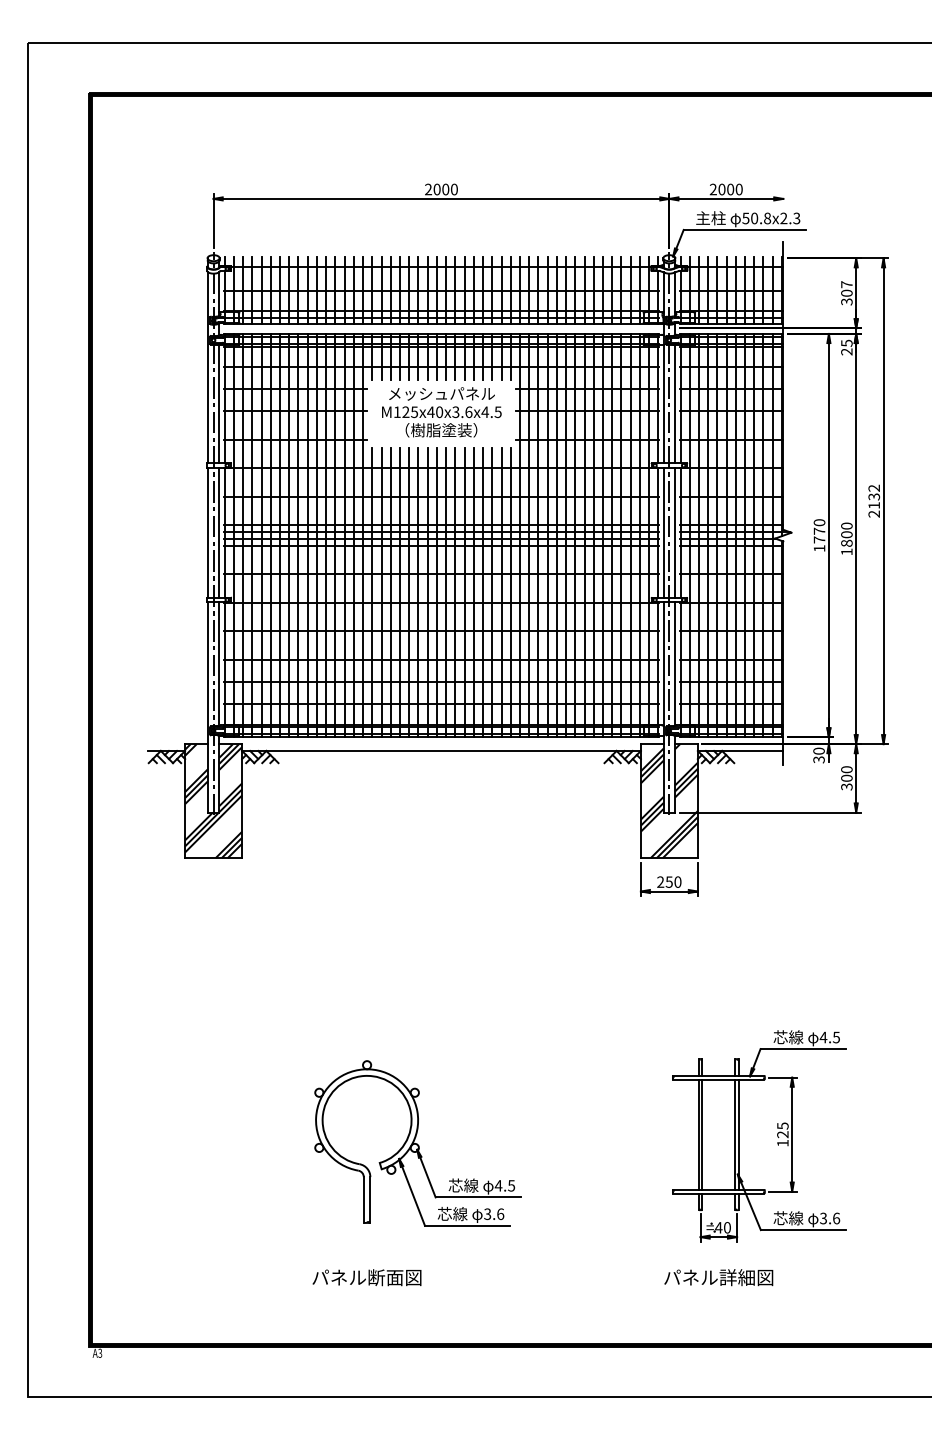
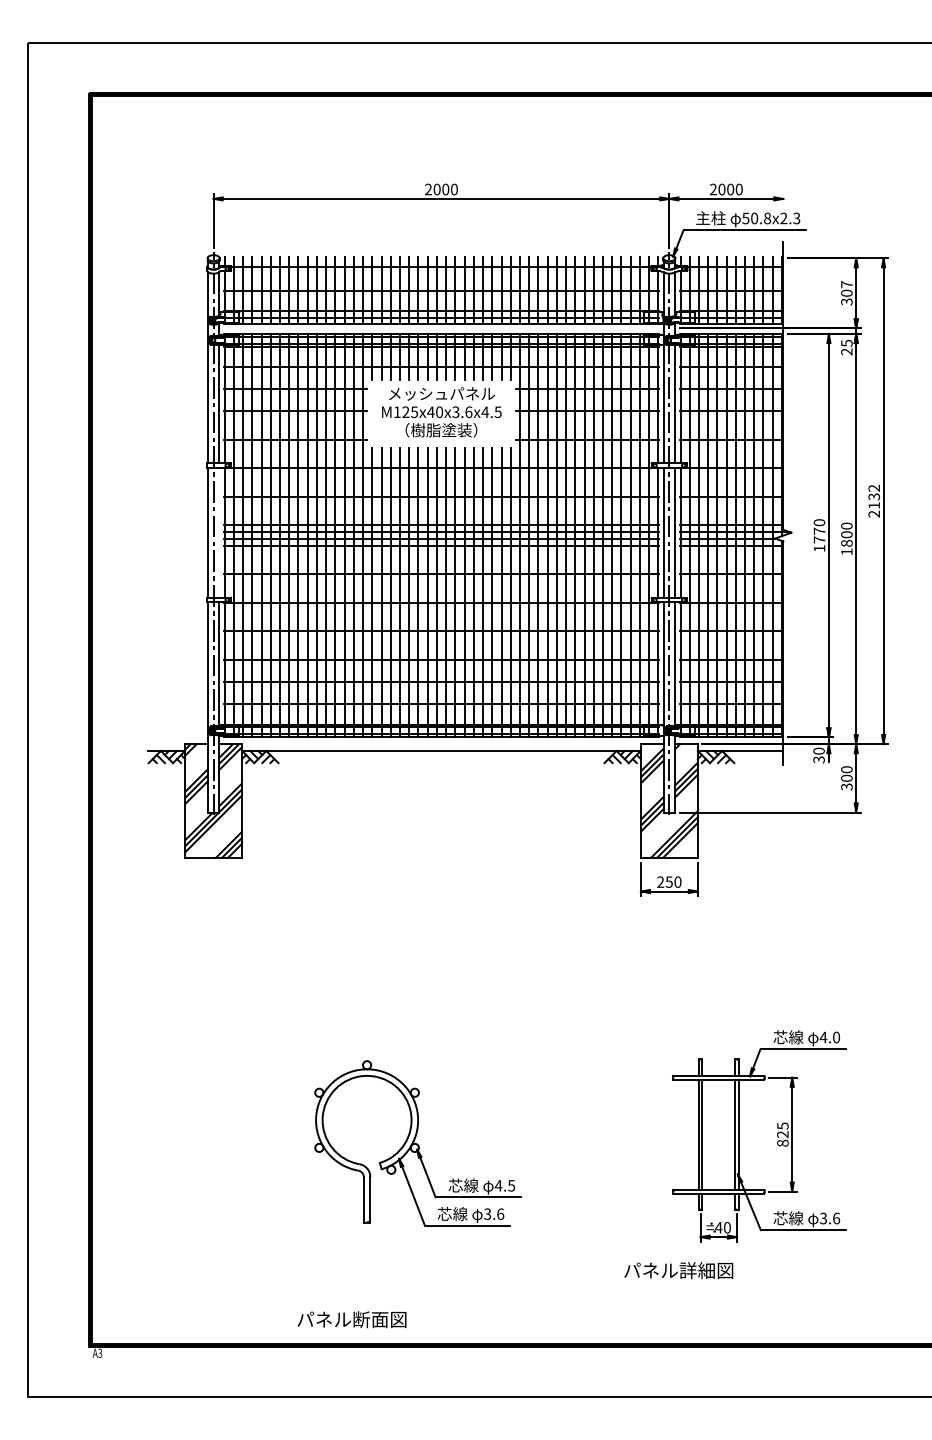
line: present -> none (219, 532)
text: 4.5 -> 4.0 (836, 1037)
text: 125 -> 825 (782, 1142)
text position: (366, 1277) -> (351, 1319) (351, 1319)
text position: (718, 1277) -> (678, 1270) (678, 1270)
